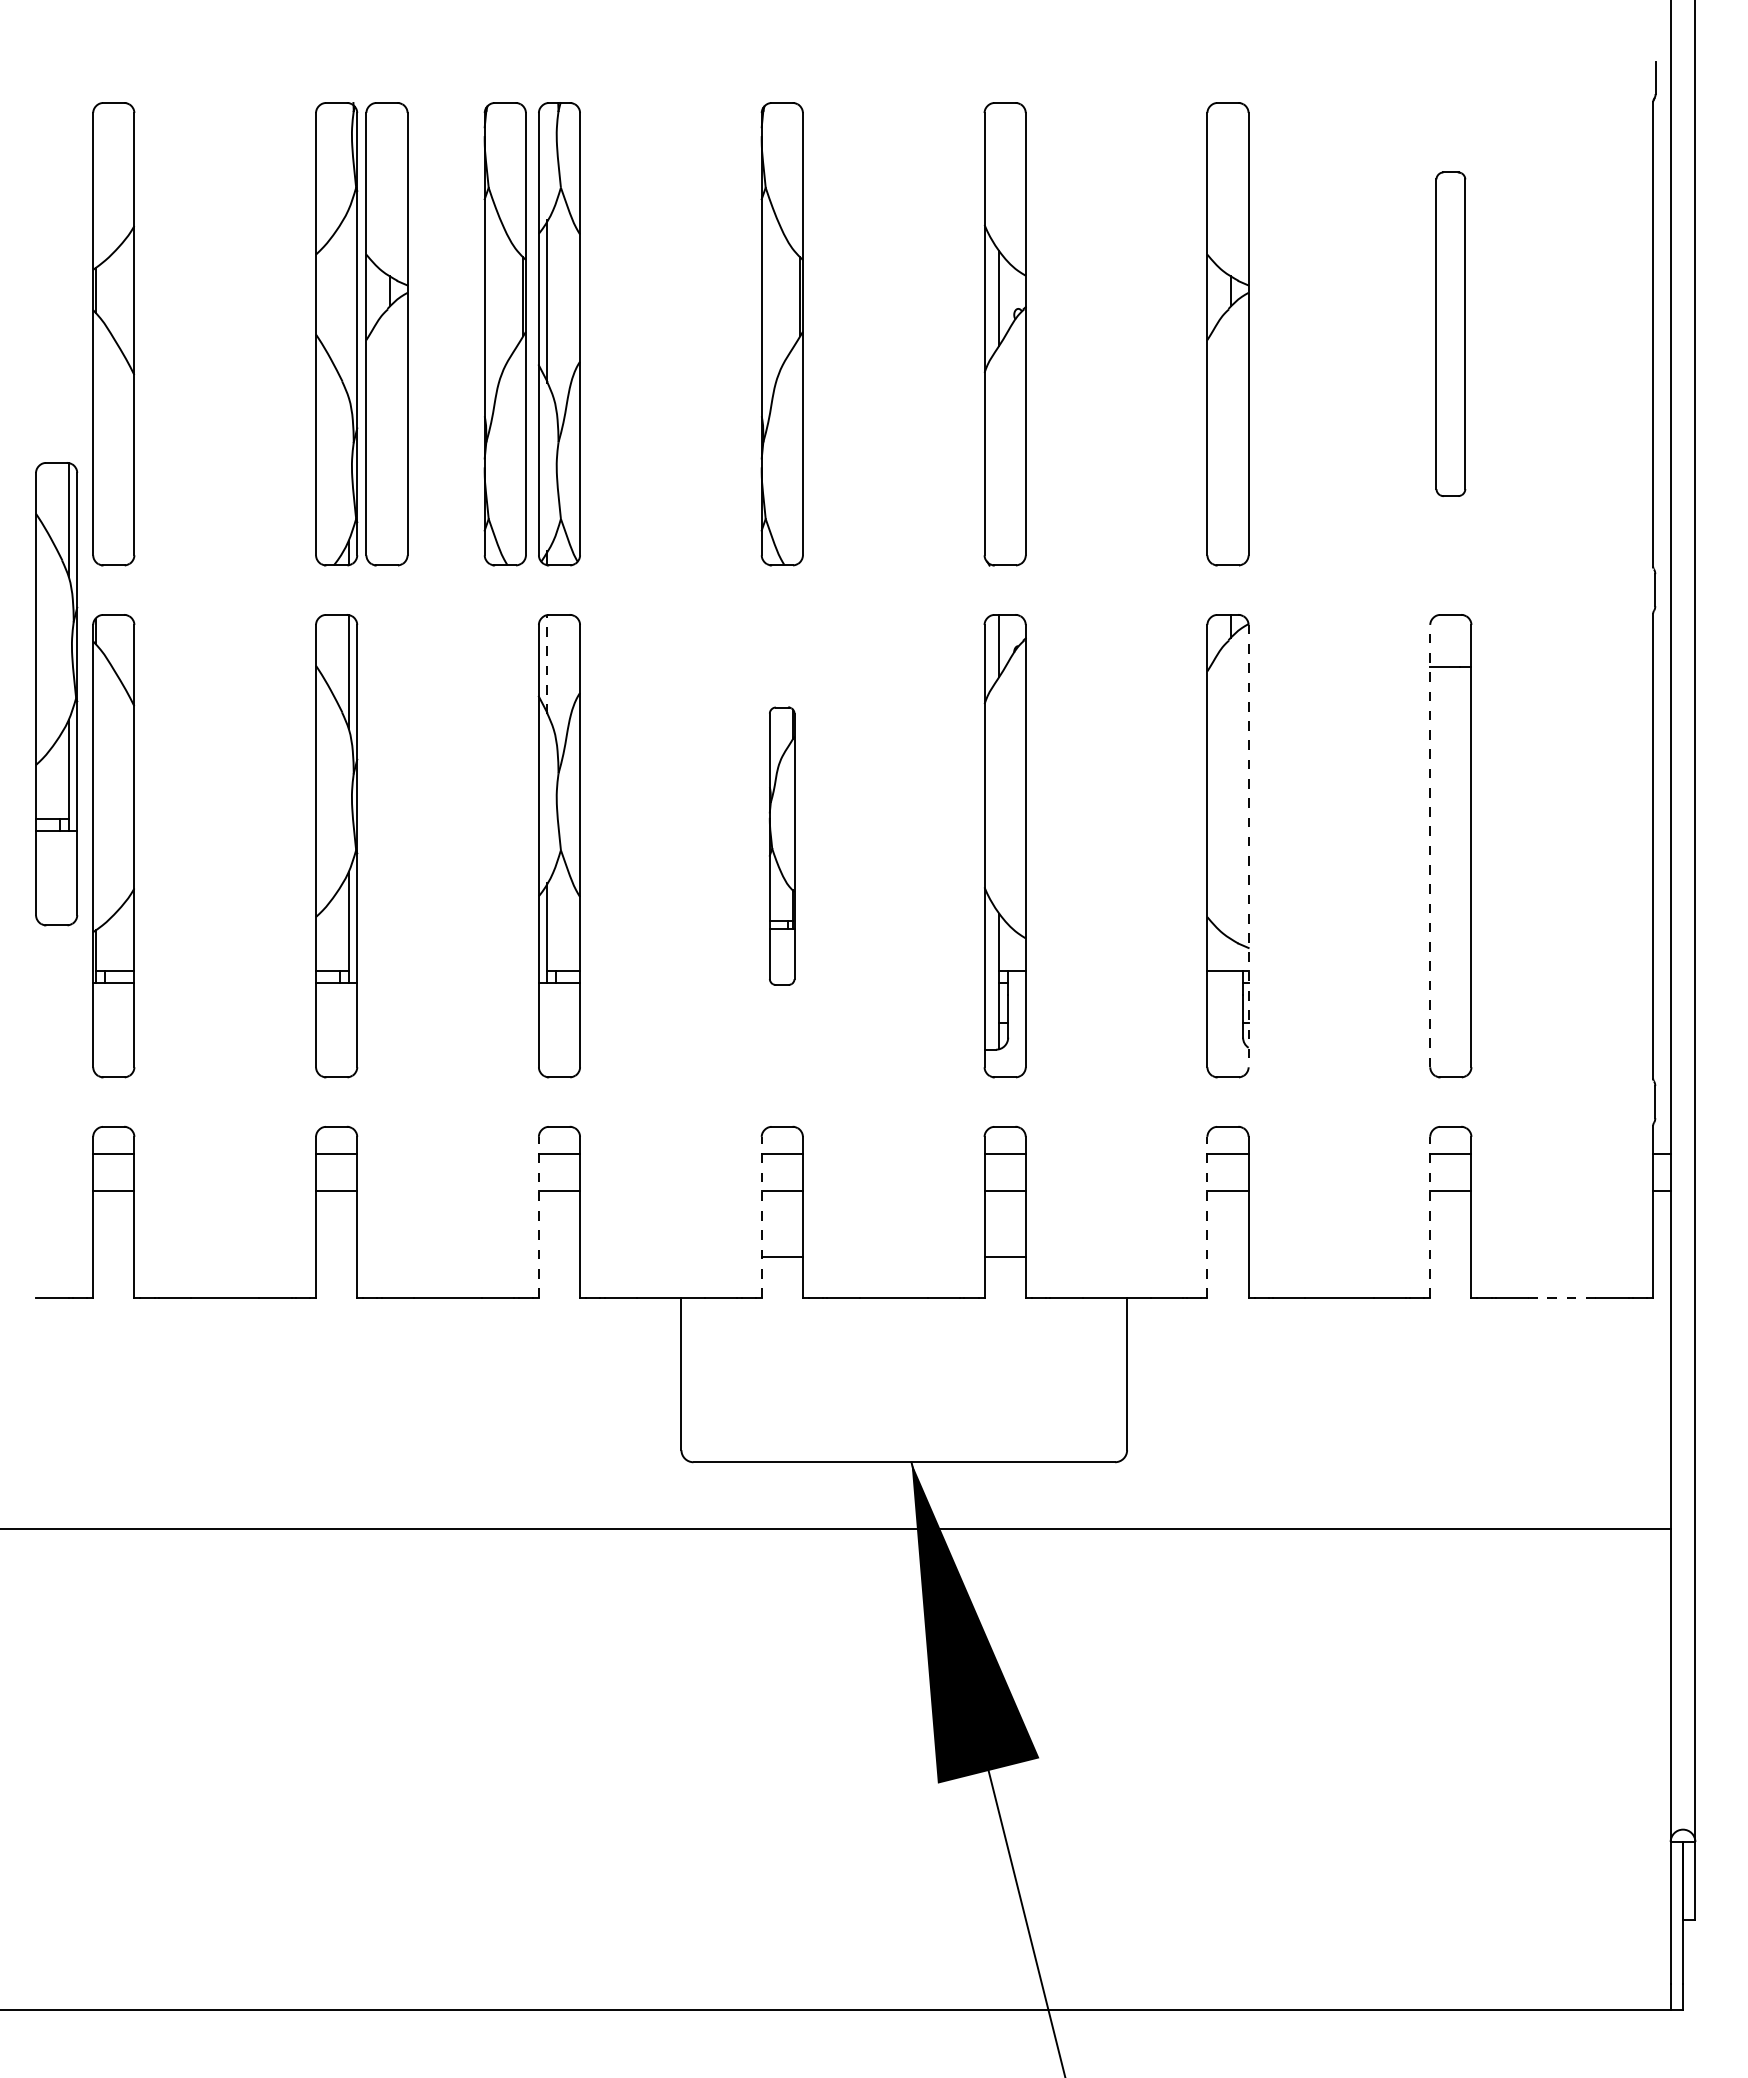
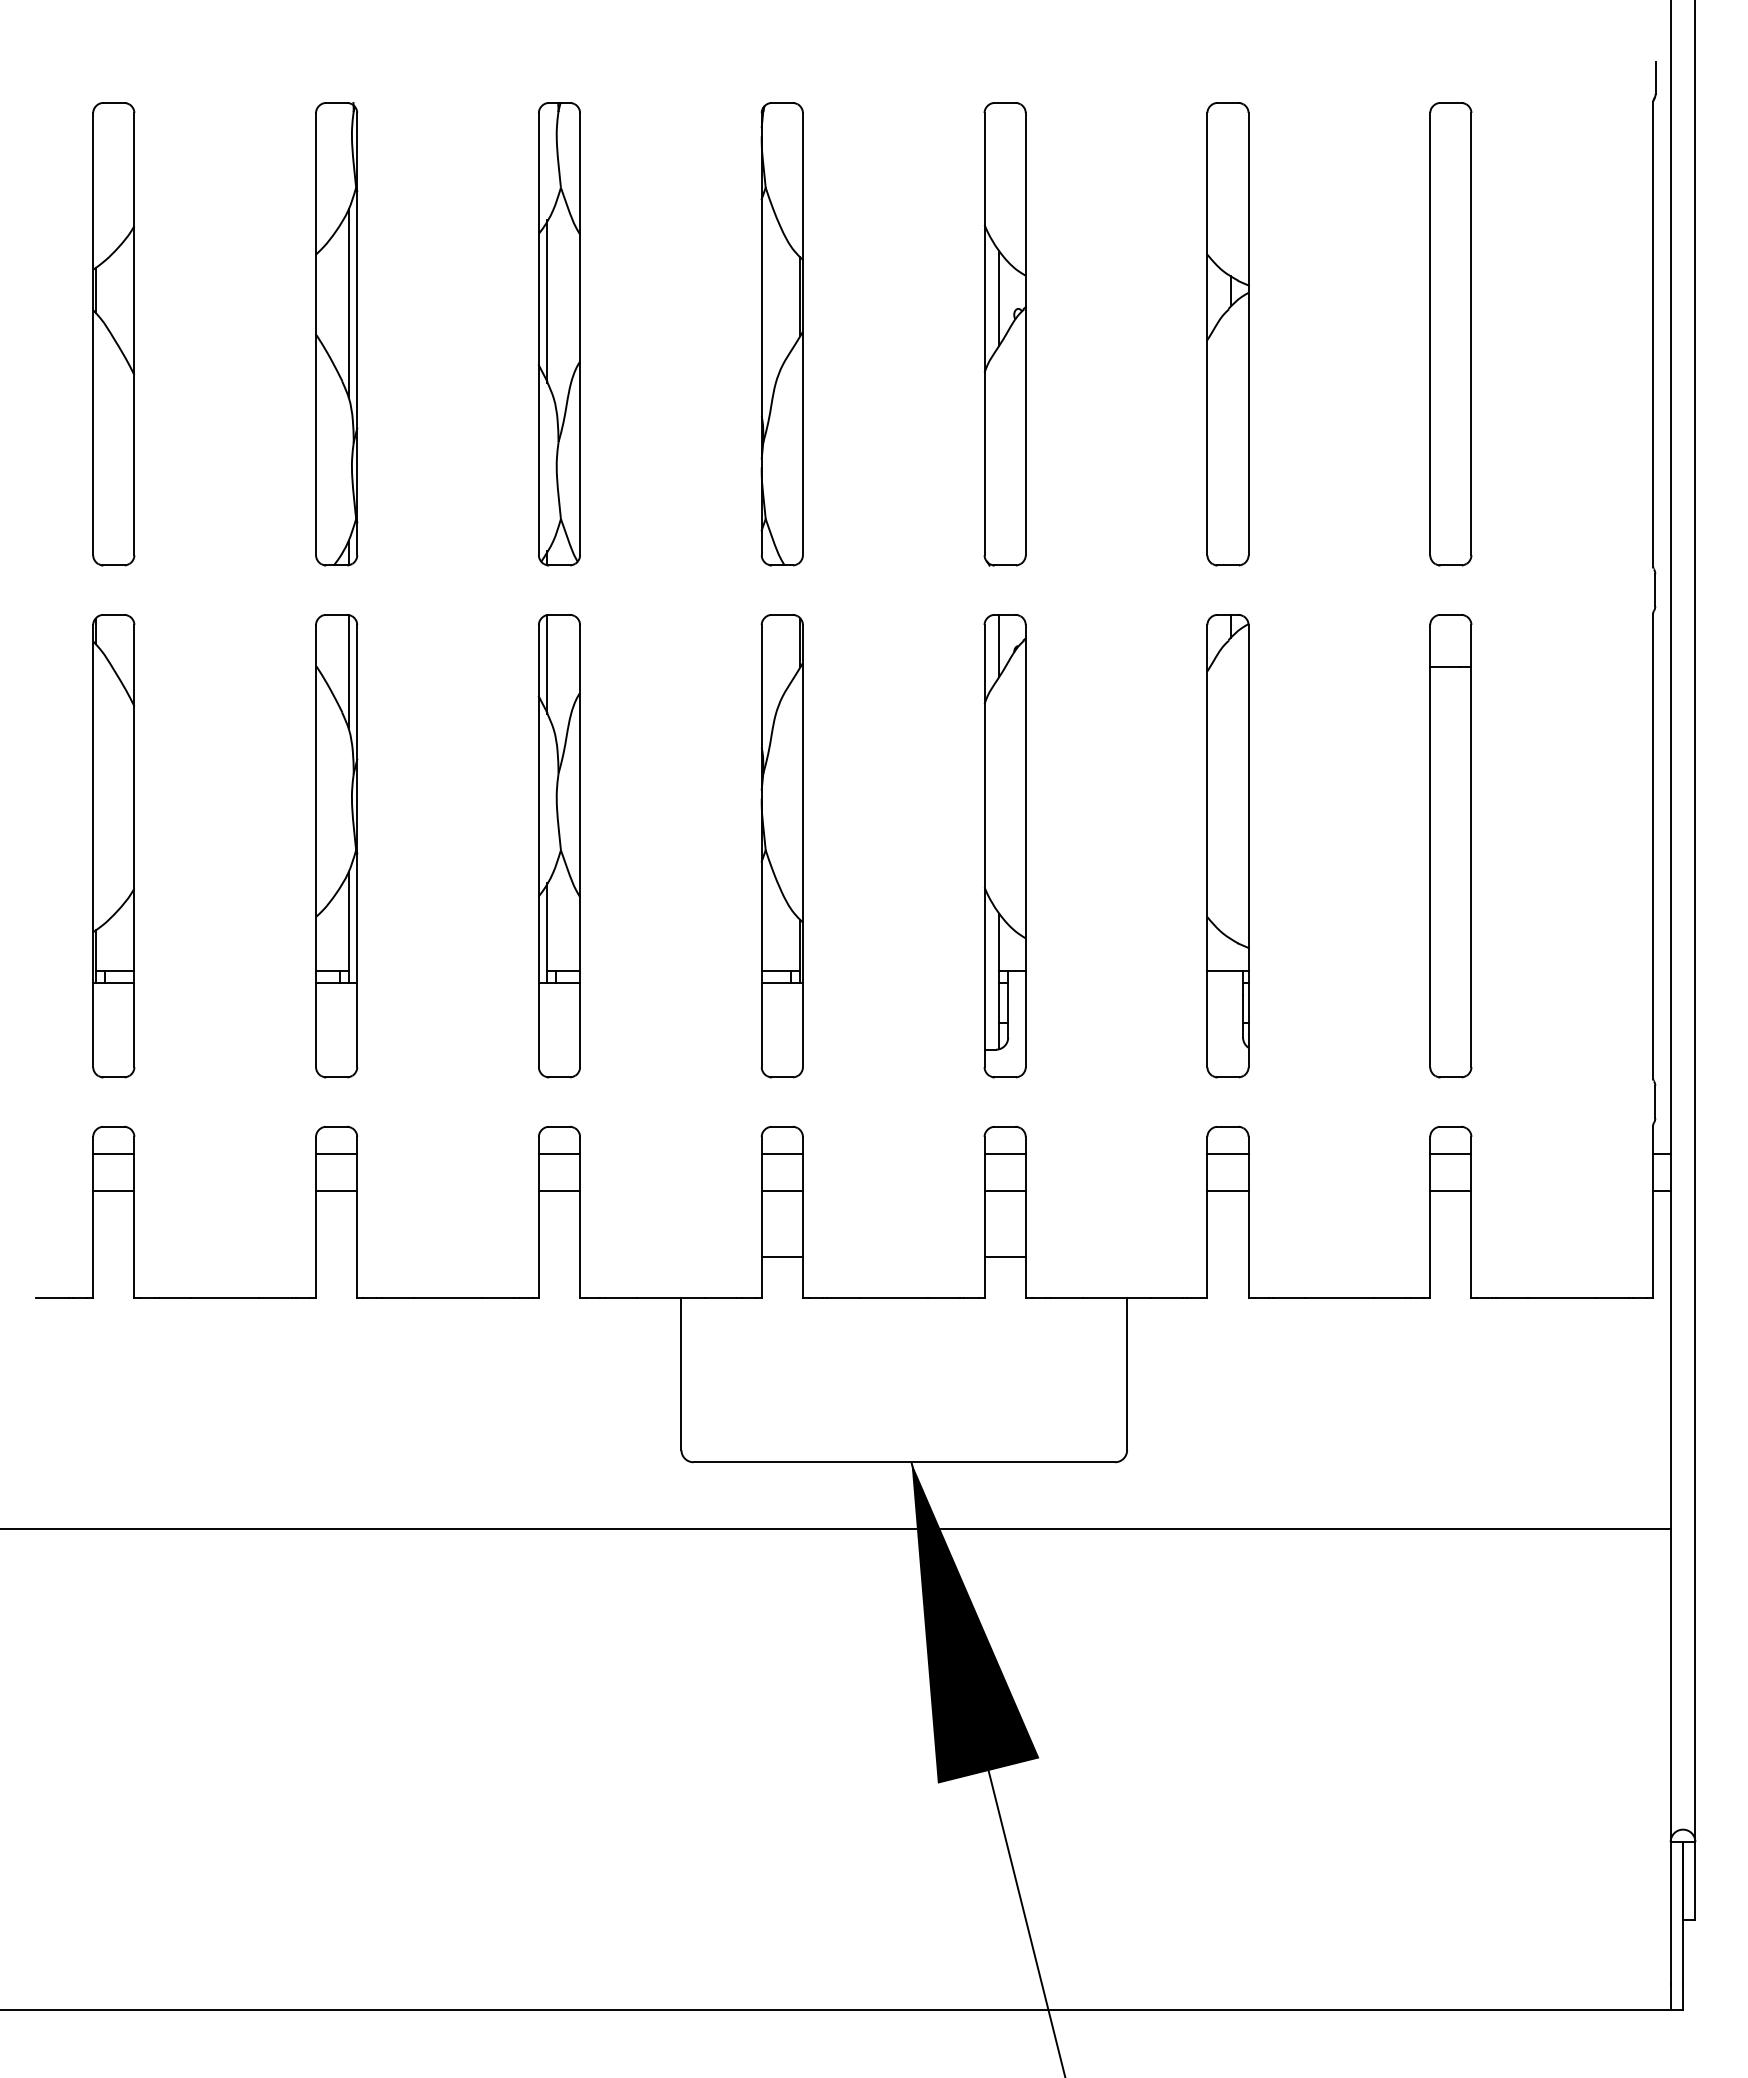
line: none -> present (348, 303)
part size: 32x326 px -> 44x465 px (1450, 334)
part: present -> none (386, 334)
part: present -> none (504, 334)
line: dashed -> solid (547, 664)
part: present -> none (56, 694)
part size: 28x280 px -> 44x465 px (781, 846)
line: dashed -> solid (1430, 845)
line: dashed -> solid (1248, 846)
line: dashed -> solid (538, 1217)
line: dashed -> solid (761, 1217)
line: dashed -> solid (1207, 1217)
line: dashed -> solid (1430, 1217)
line: dashed -> solid (1562, 1297)
